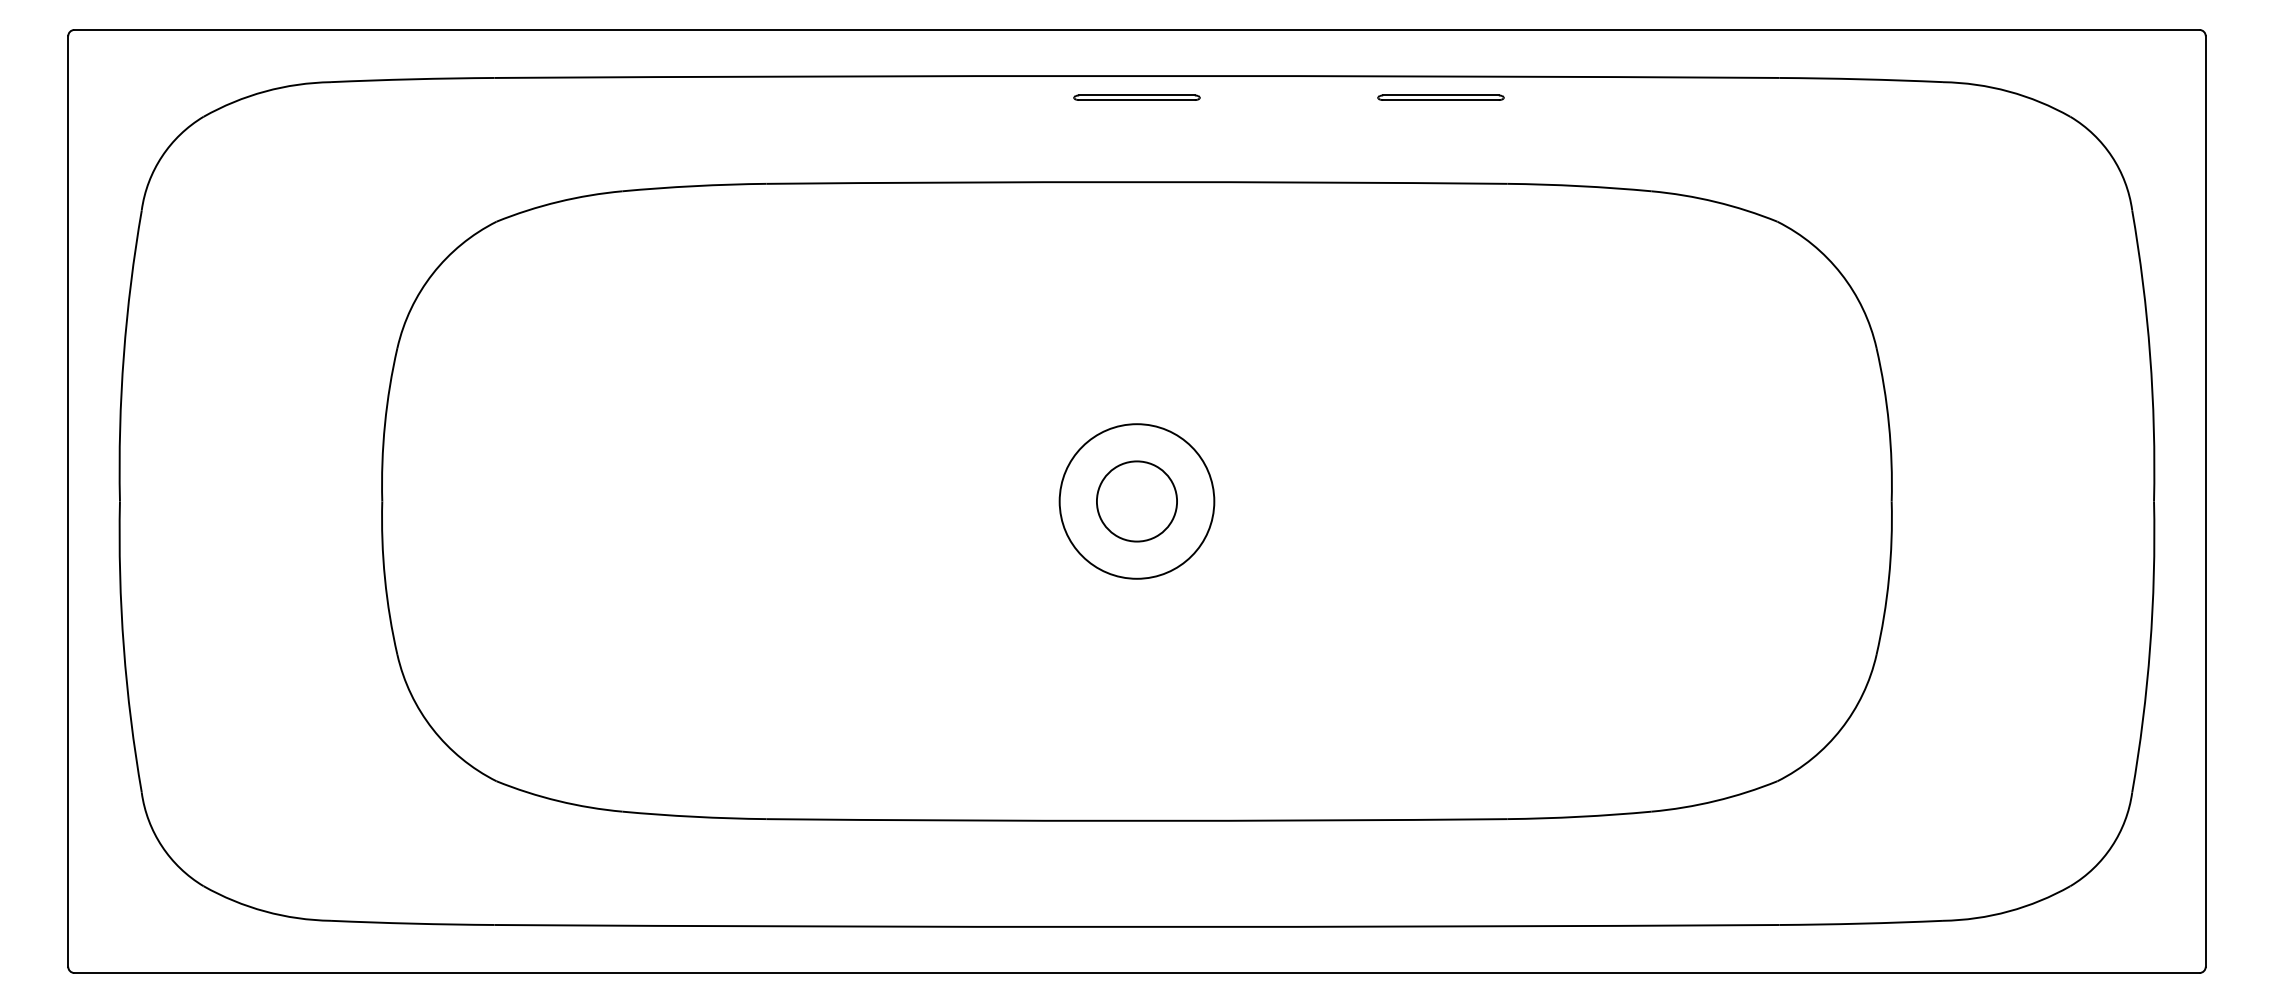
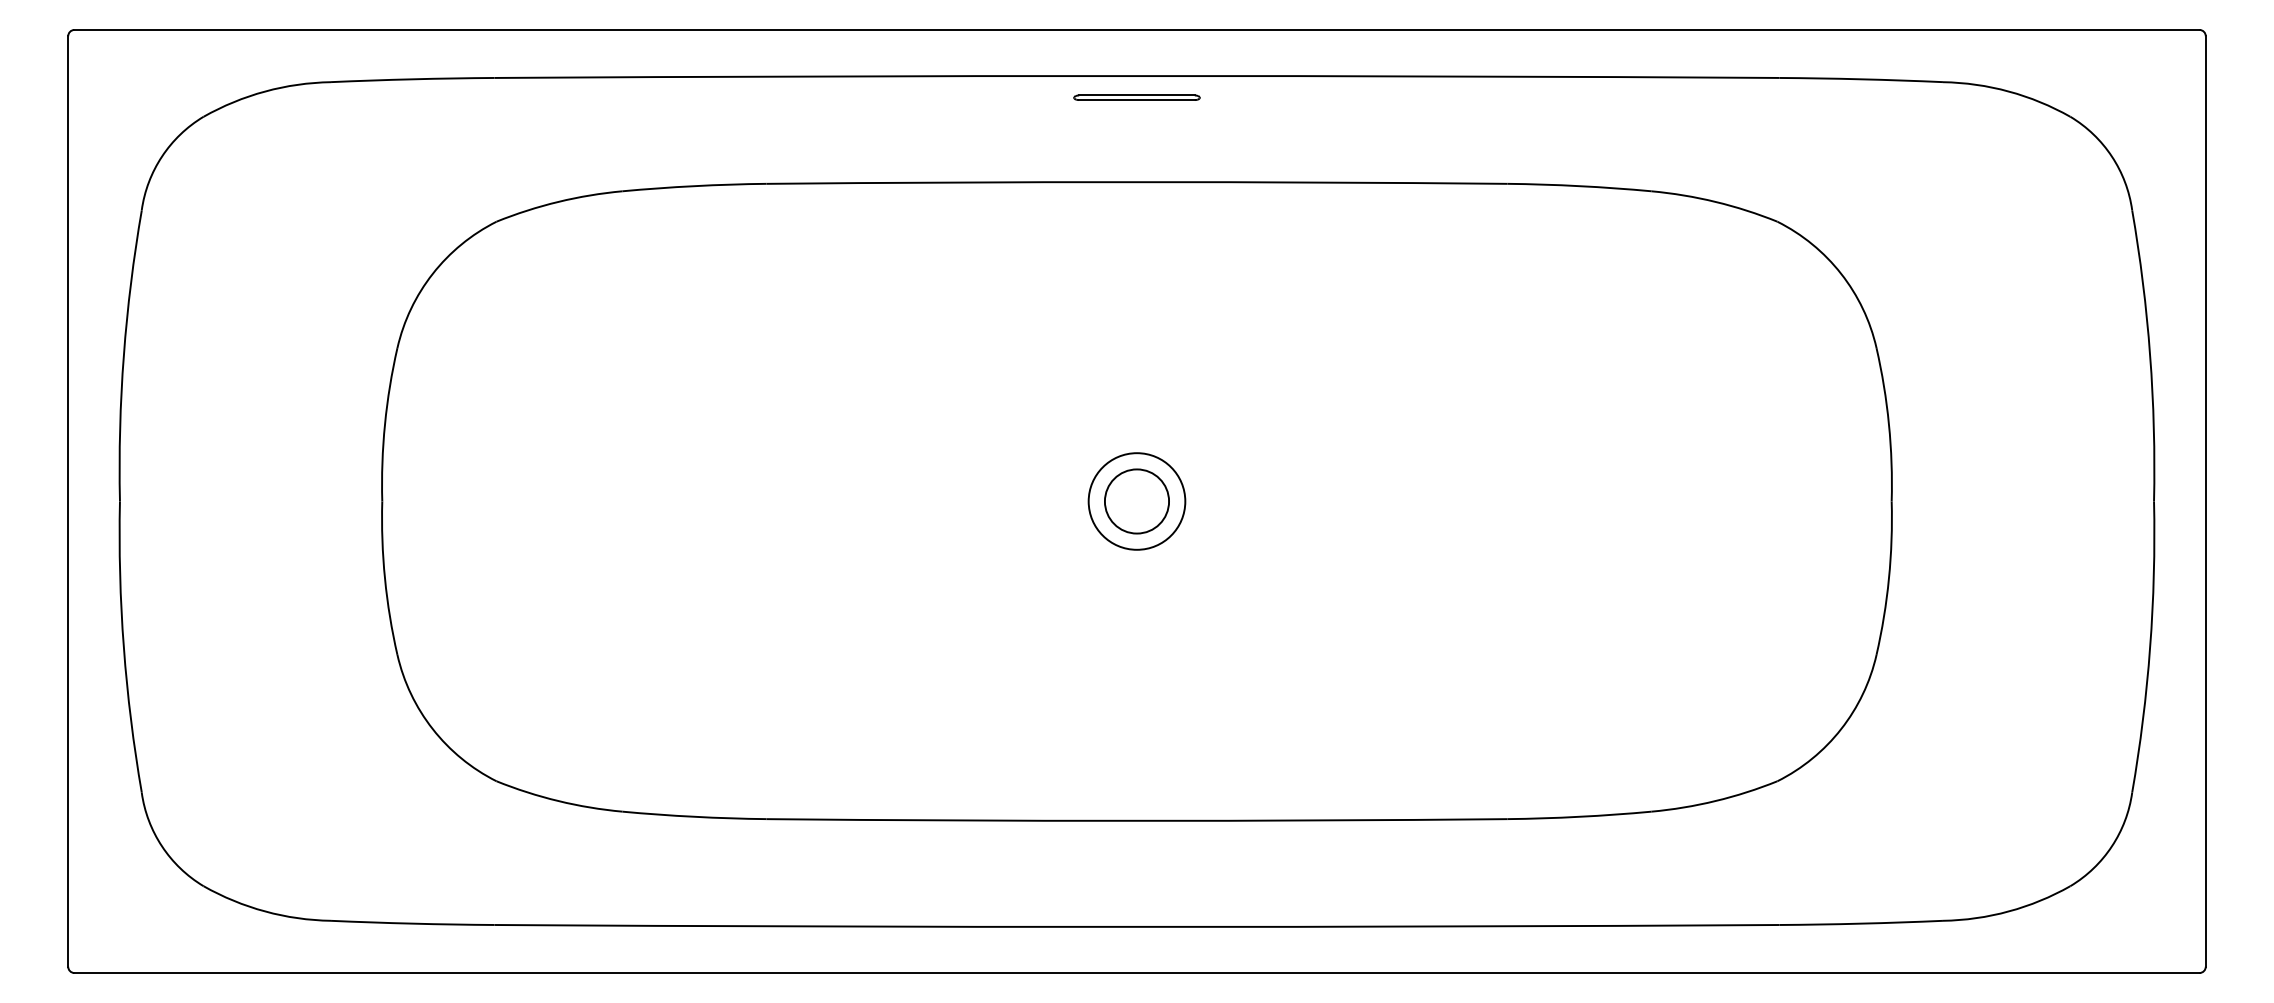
part: present -> none (1440, 97)
circle diameter: 155 px -> 97 px (1136, 501)
circle diameter: 80 px -> 64 px (1136, 501)
